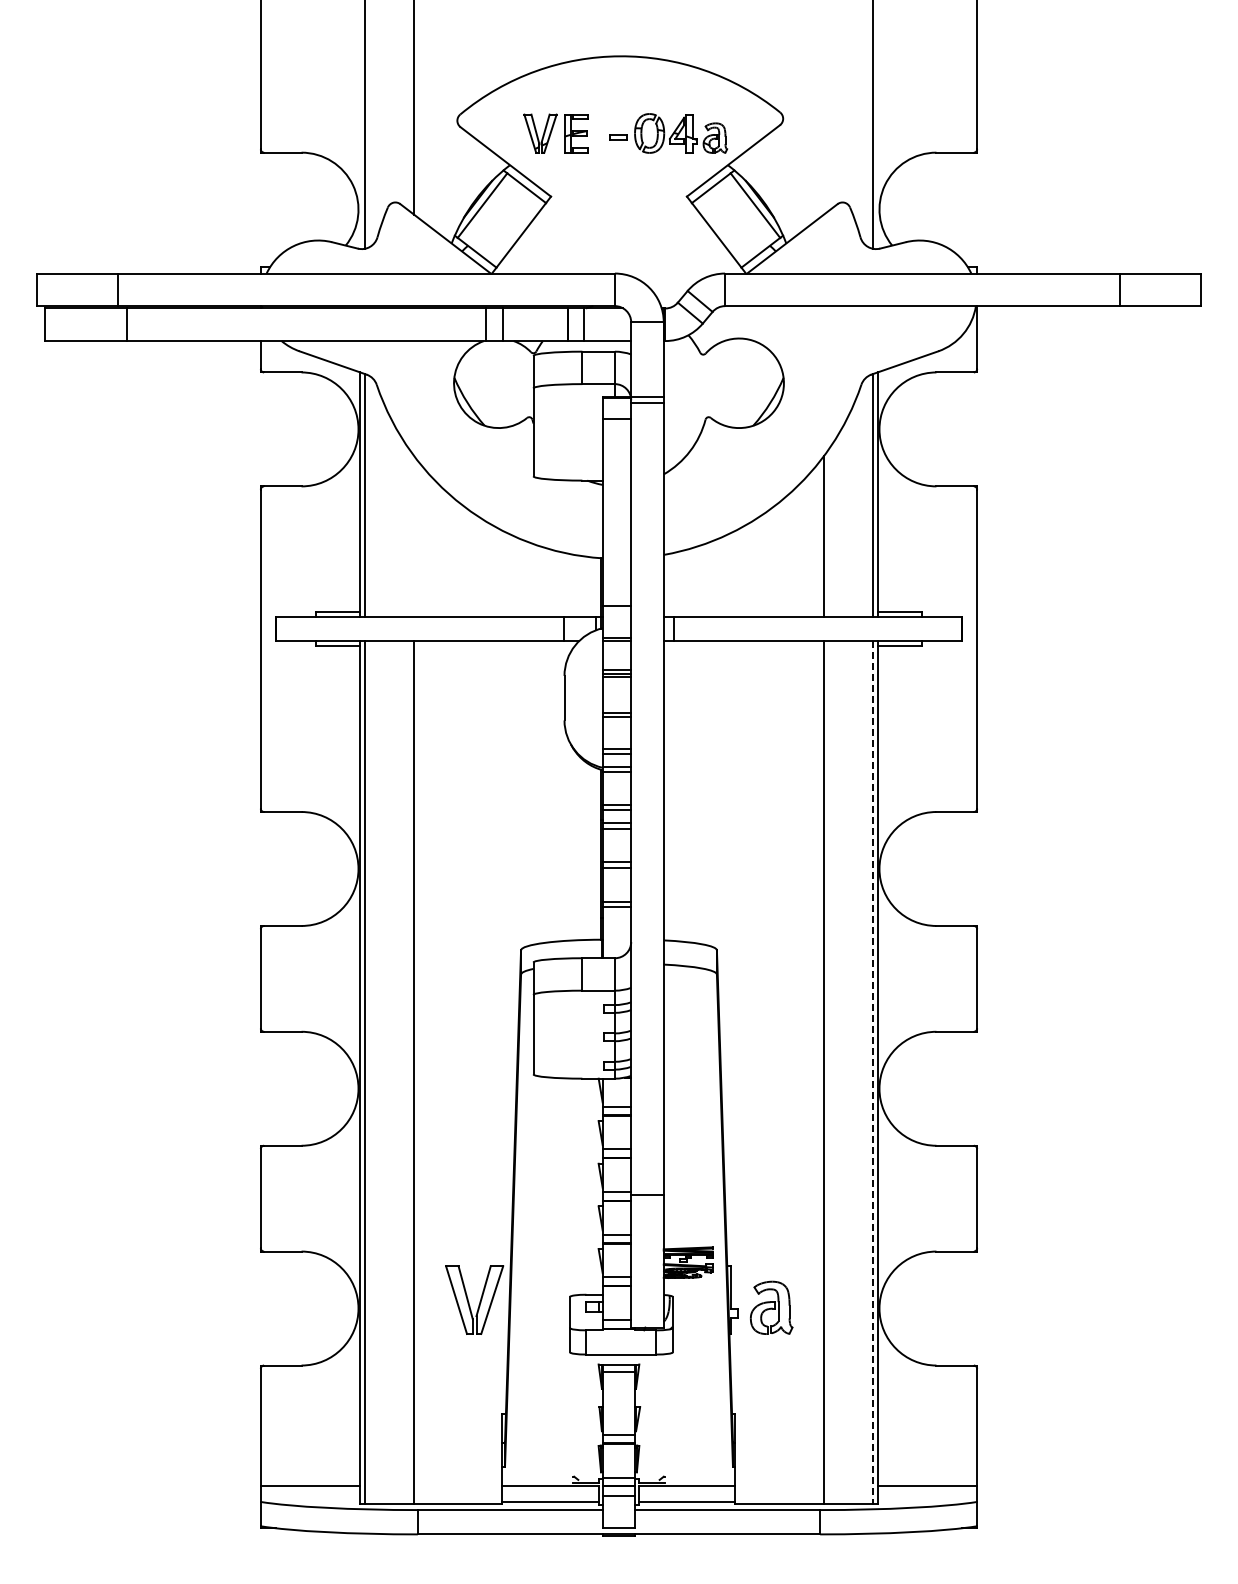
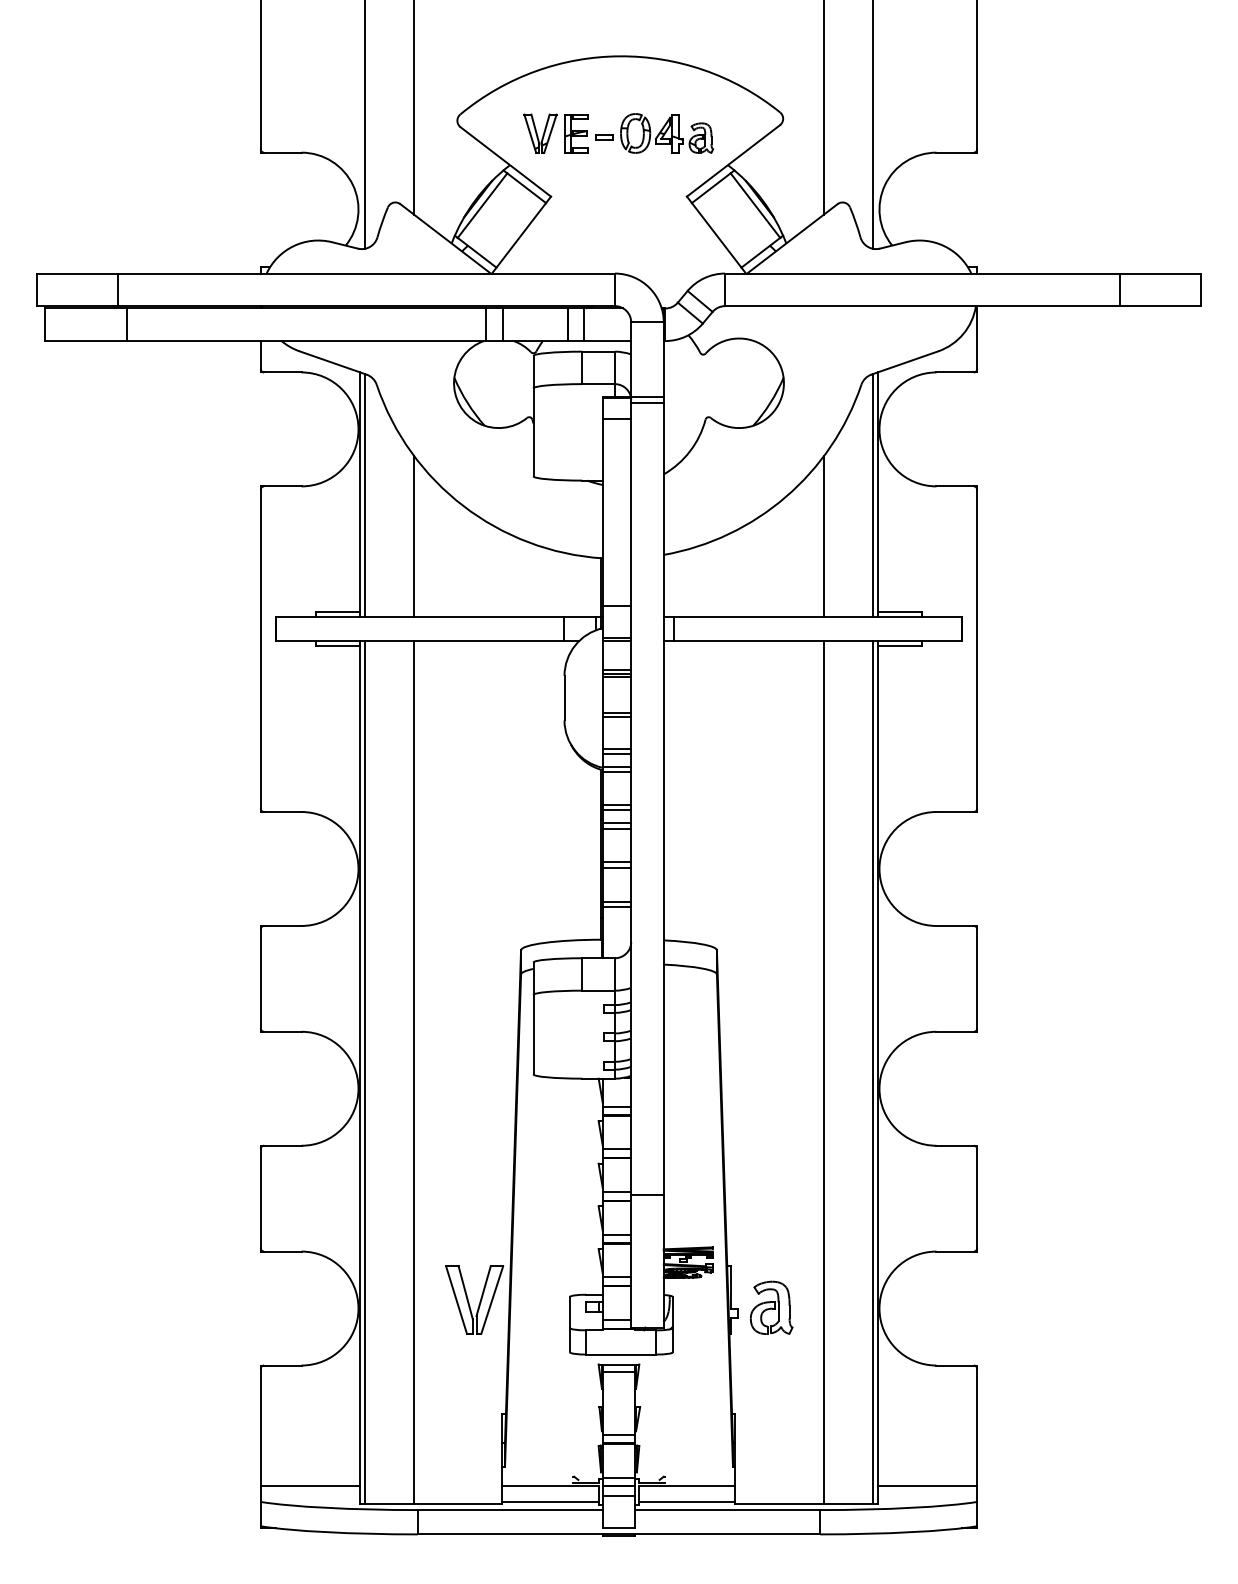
line: none -> present (823, 108)
part position: (668, 133) -> (654, 133) (654, 133)
line: none -> present (414, 536)
line: dashed -> solid (872, 1072)
